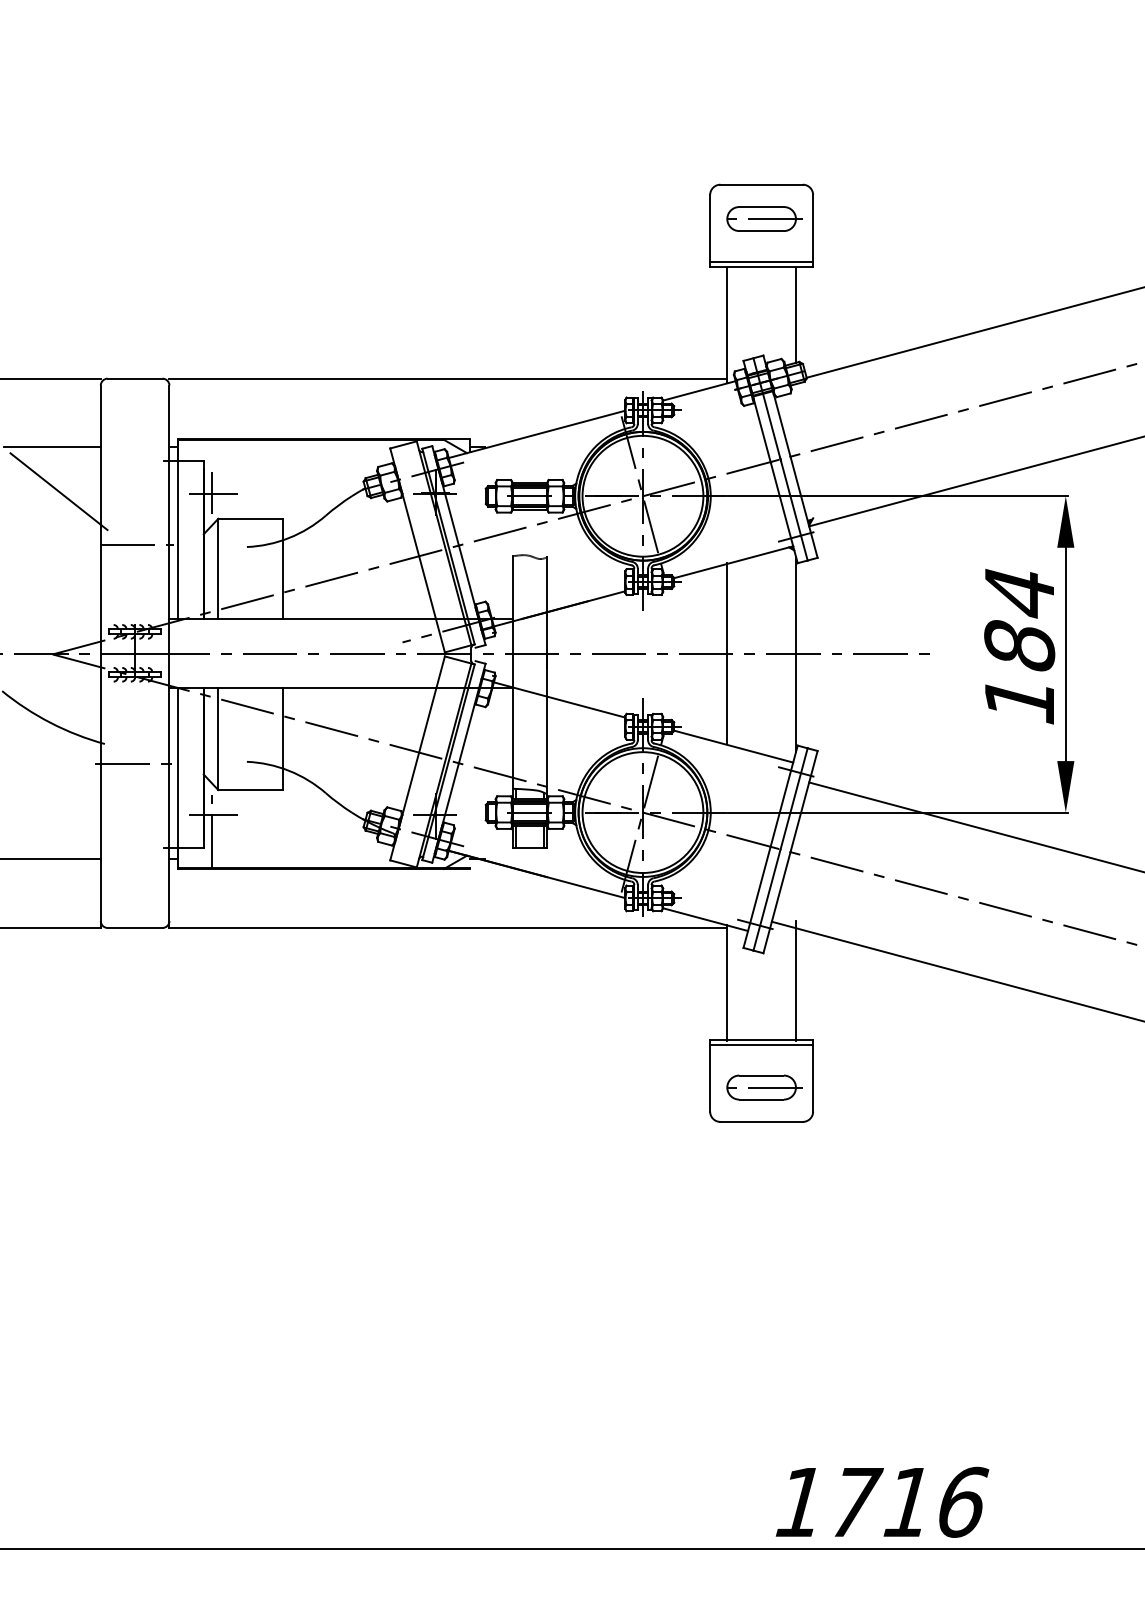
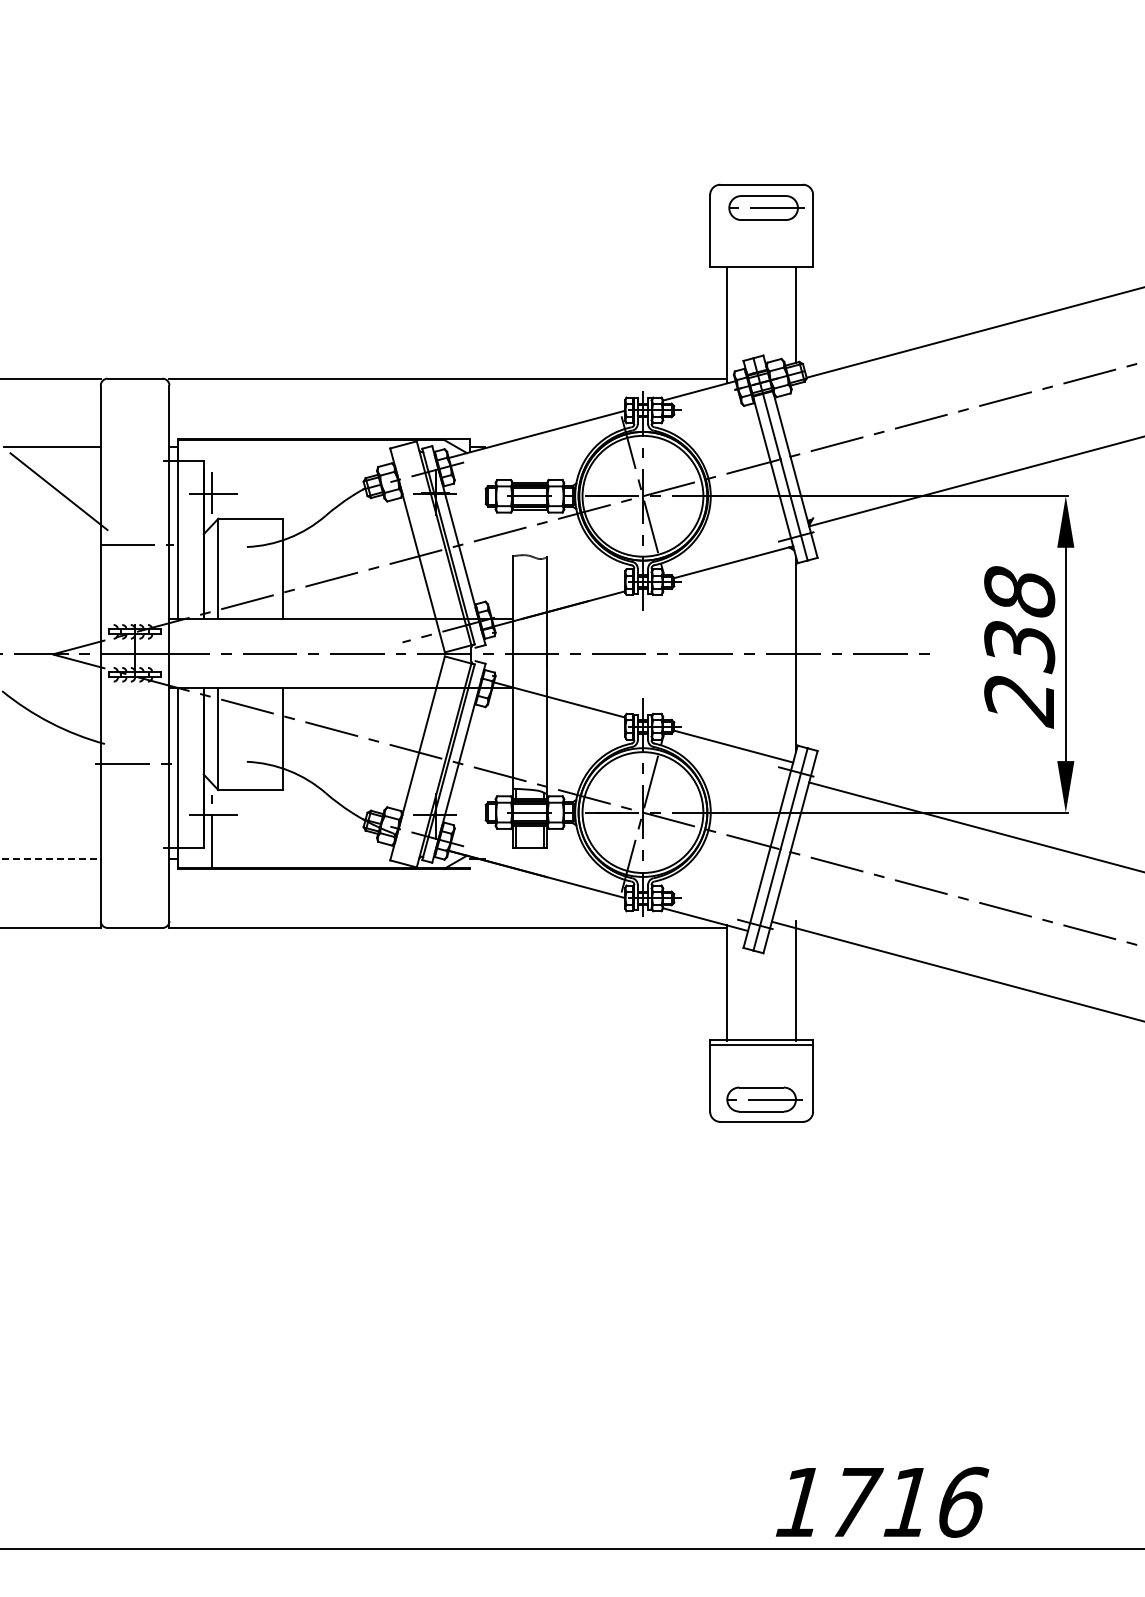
part position: (764, 218) -> (766, 207) (766, 207)
line: present -> none (761, 261)
text: 184 -> 238 (1019, 647)
line: present -> none (727, 652)
line: solid -> dashed (50, 859)
part position: (764, 1087) -> (764, 1099) (764, 1099)
